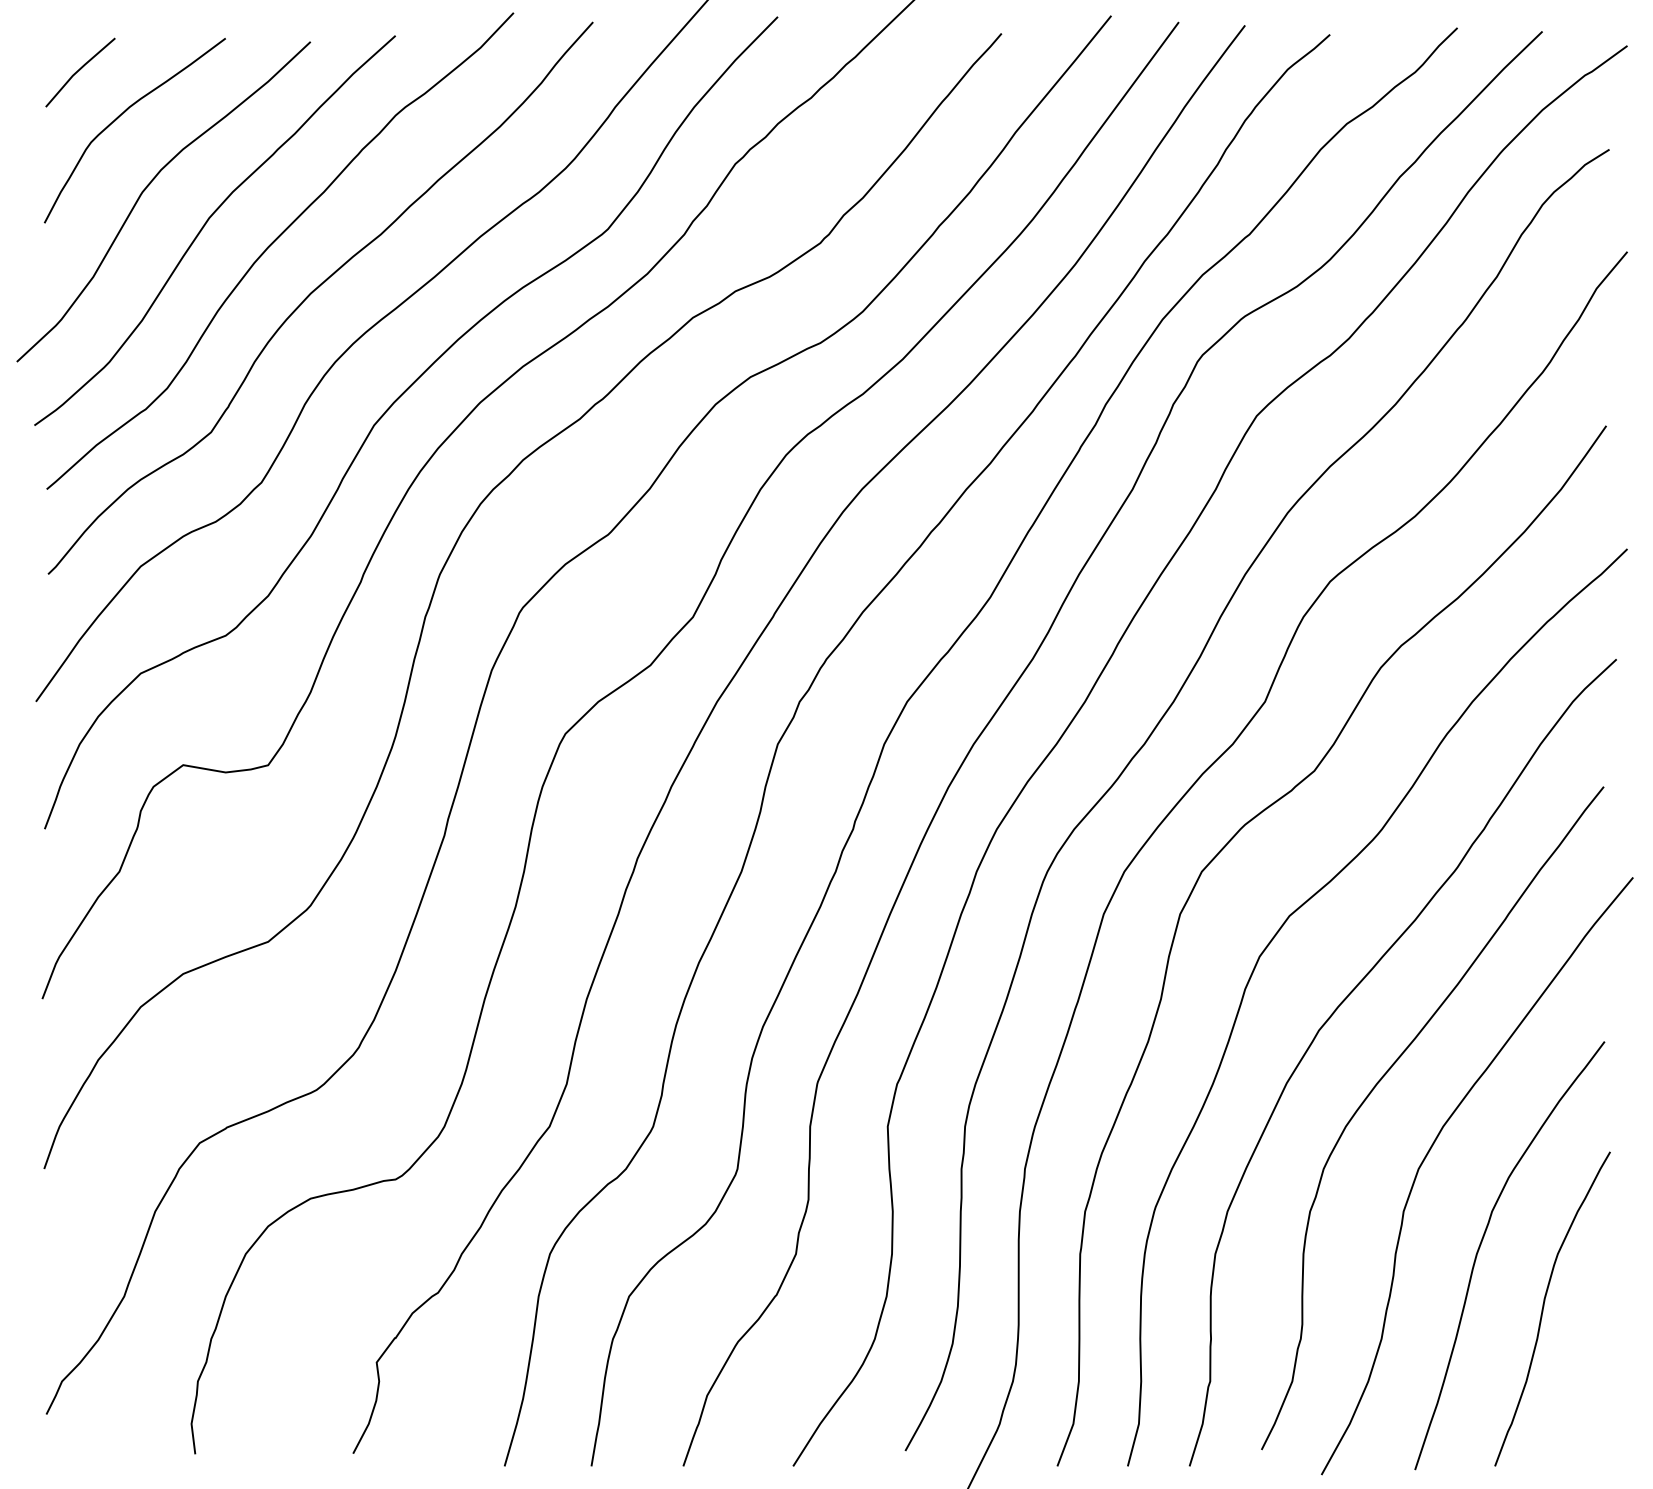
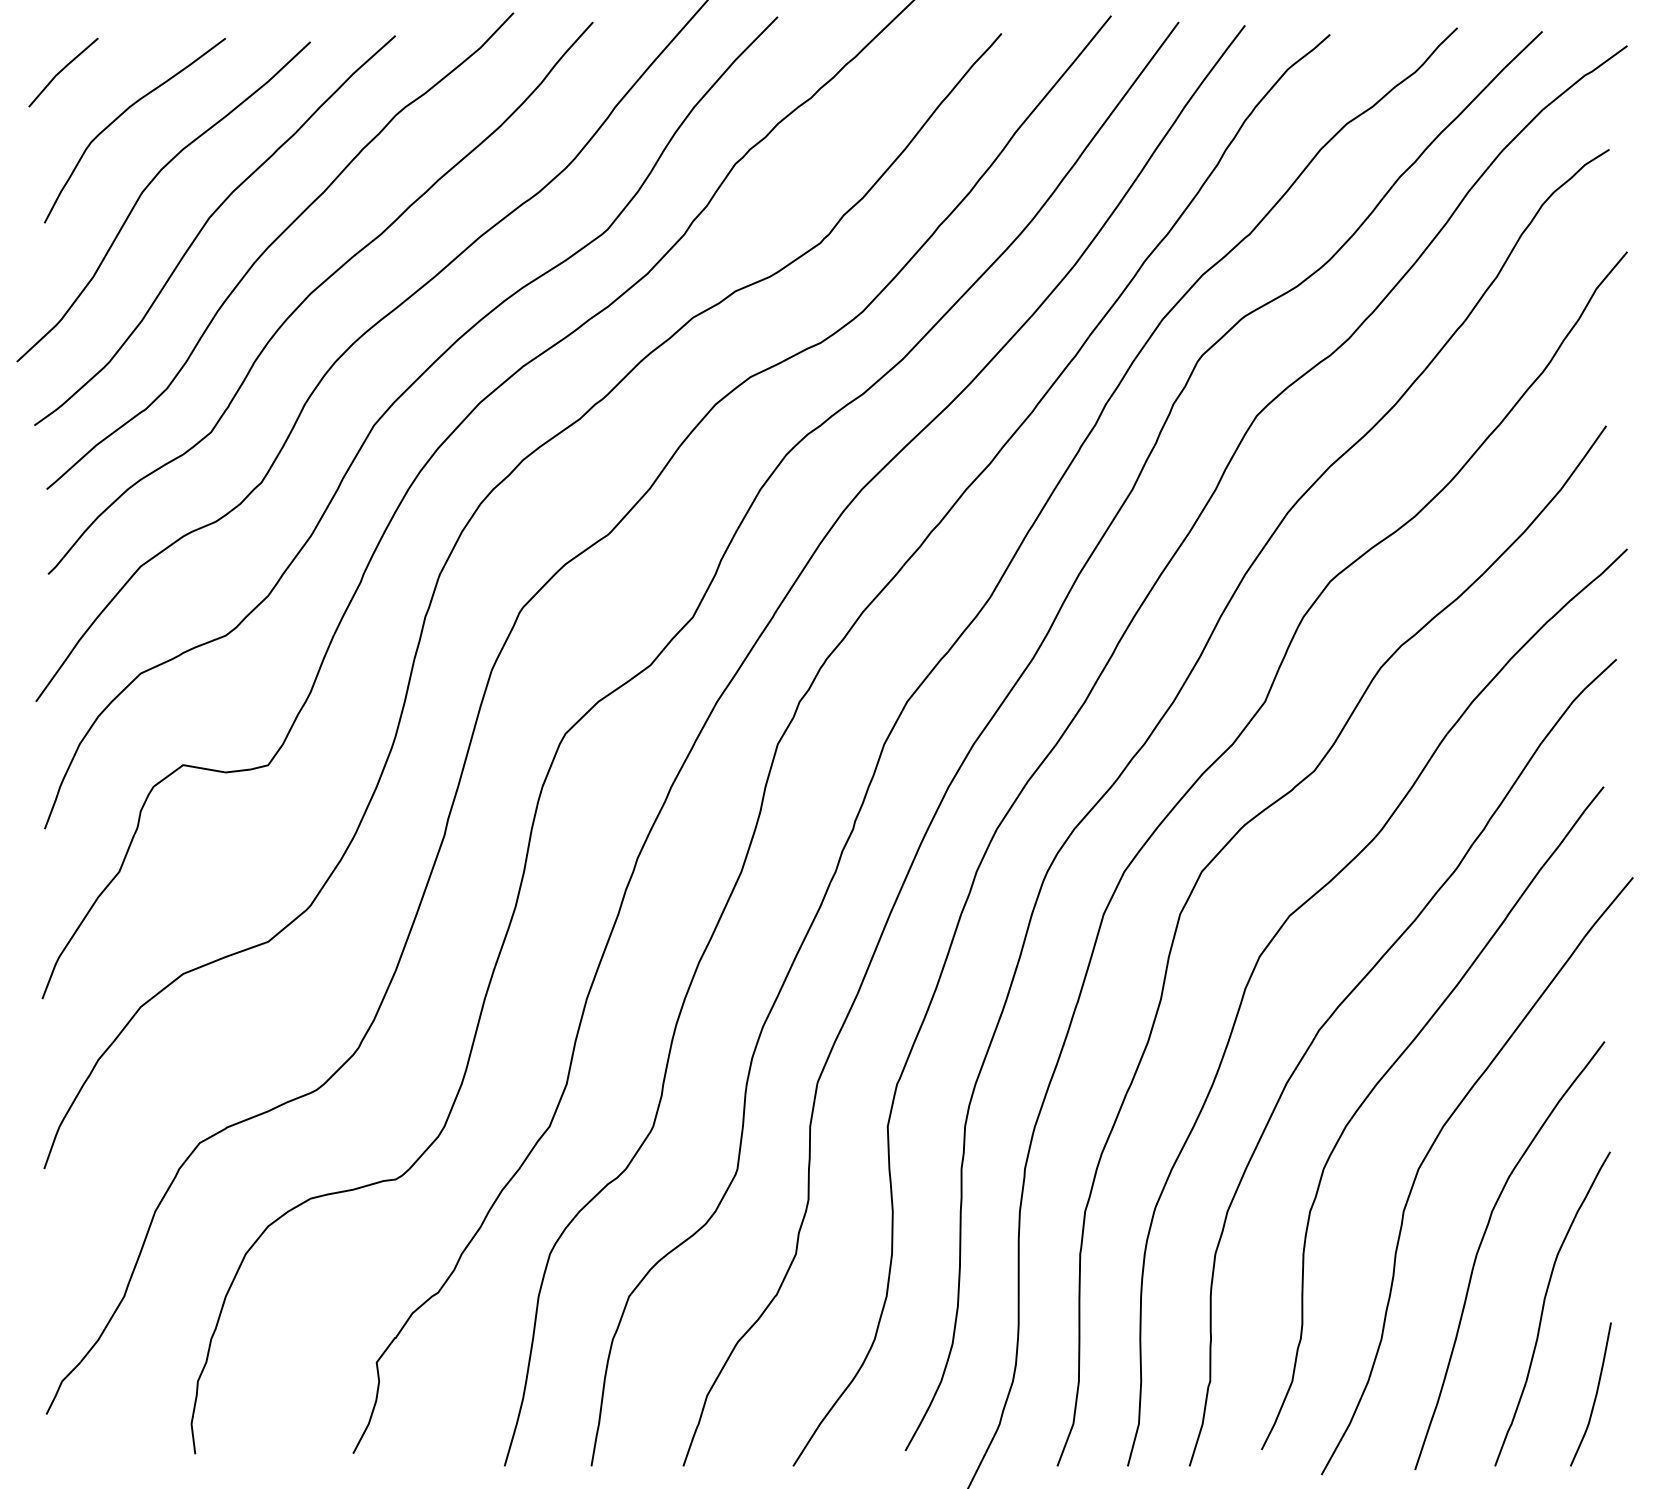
line position: (80, 70) -> (63, 70) (63, 70)
curve: none -> present (1595, 1394)
